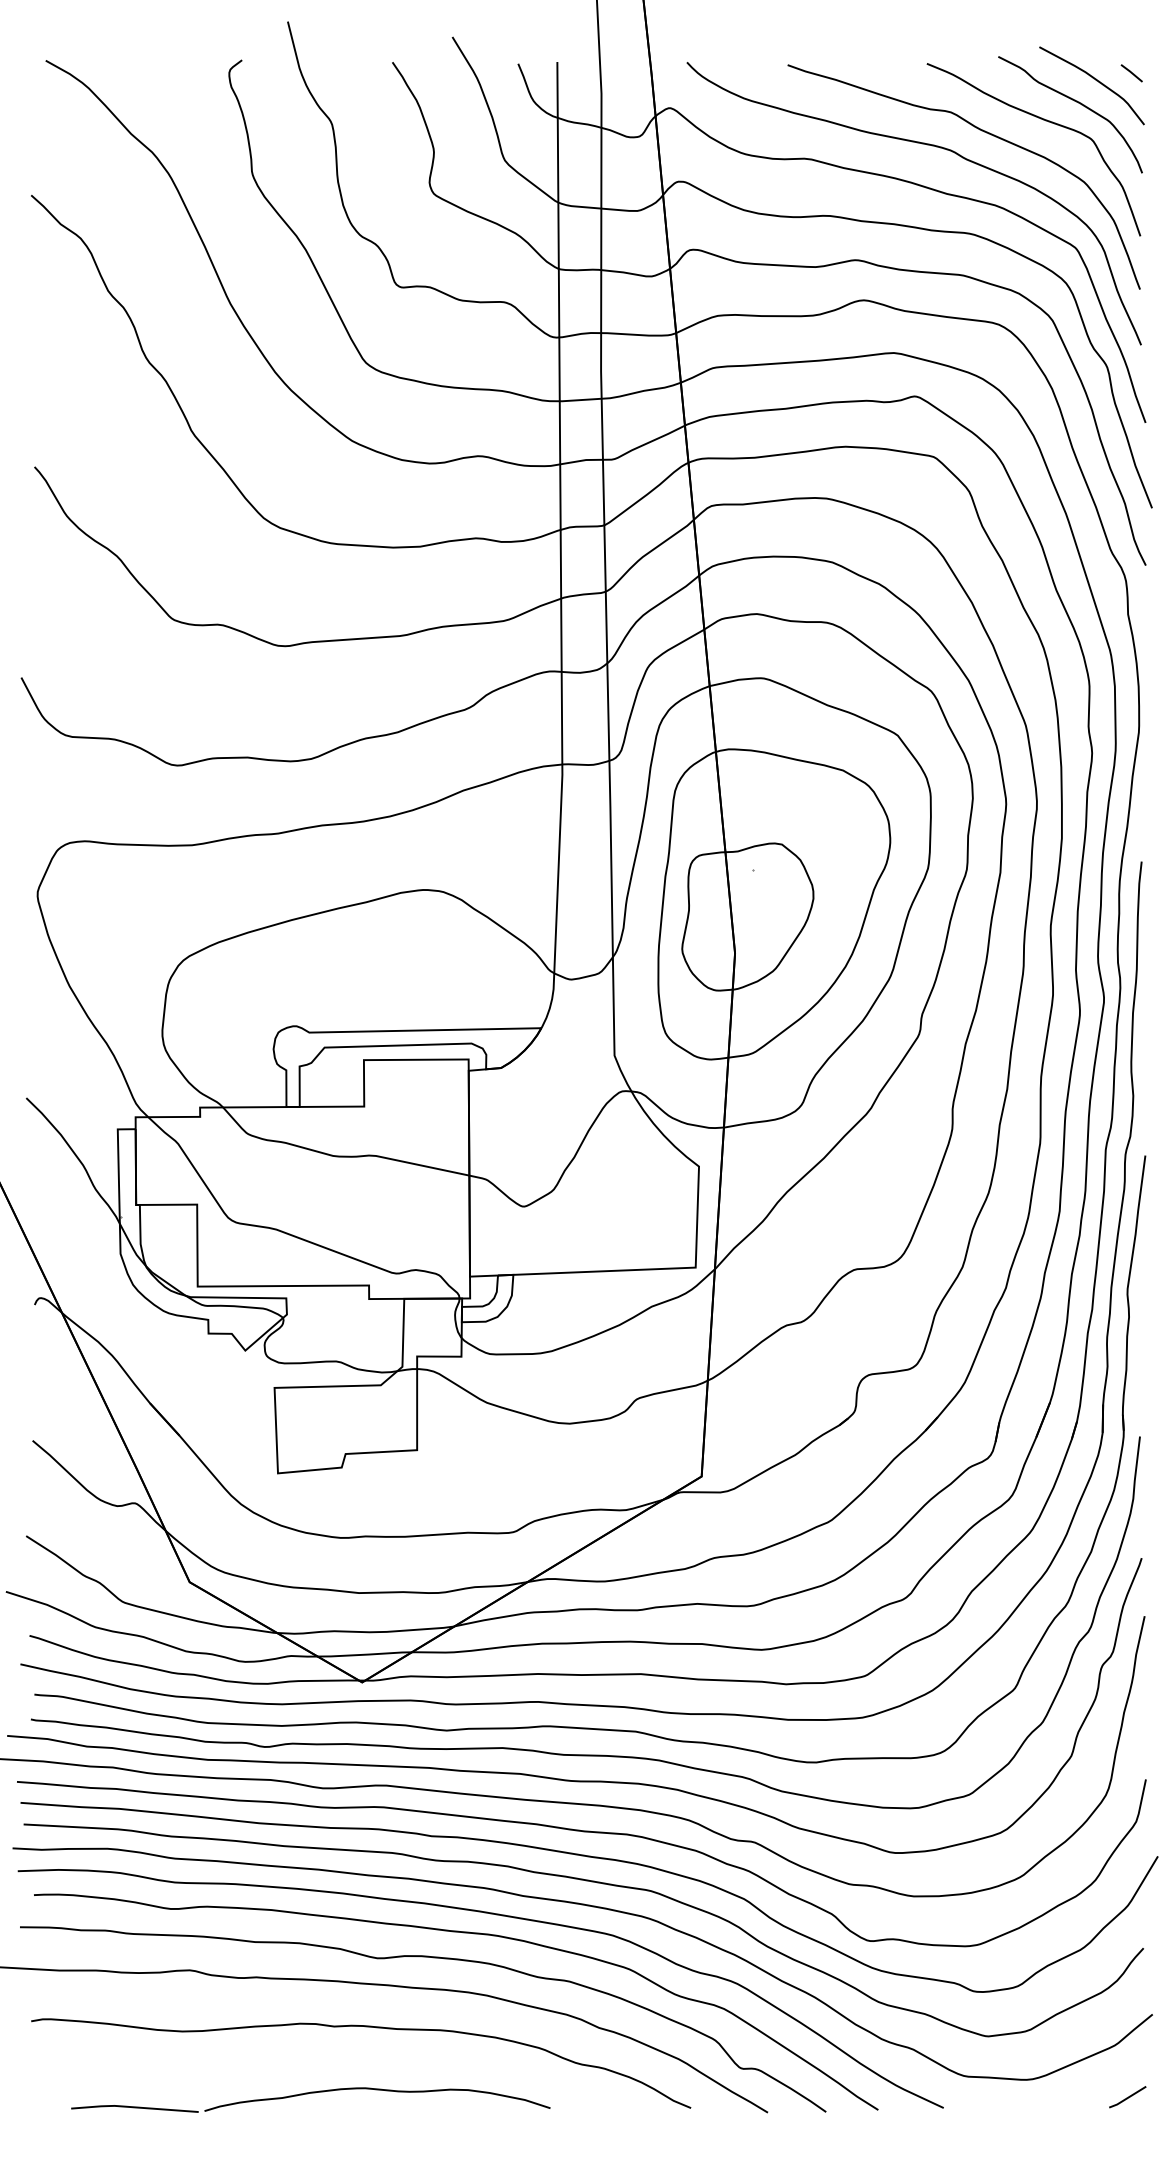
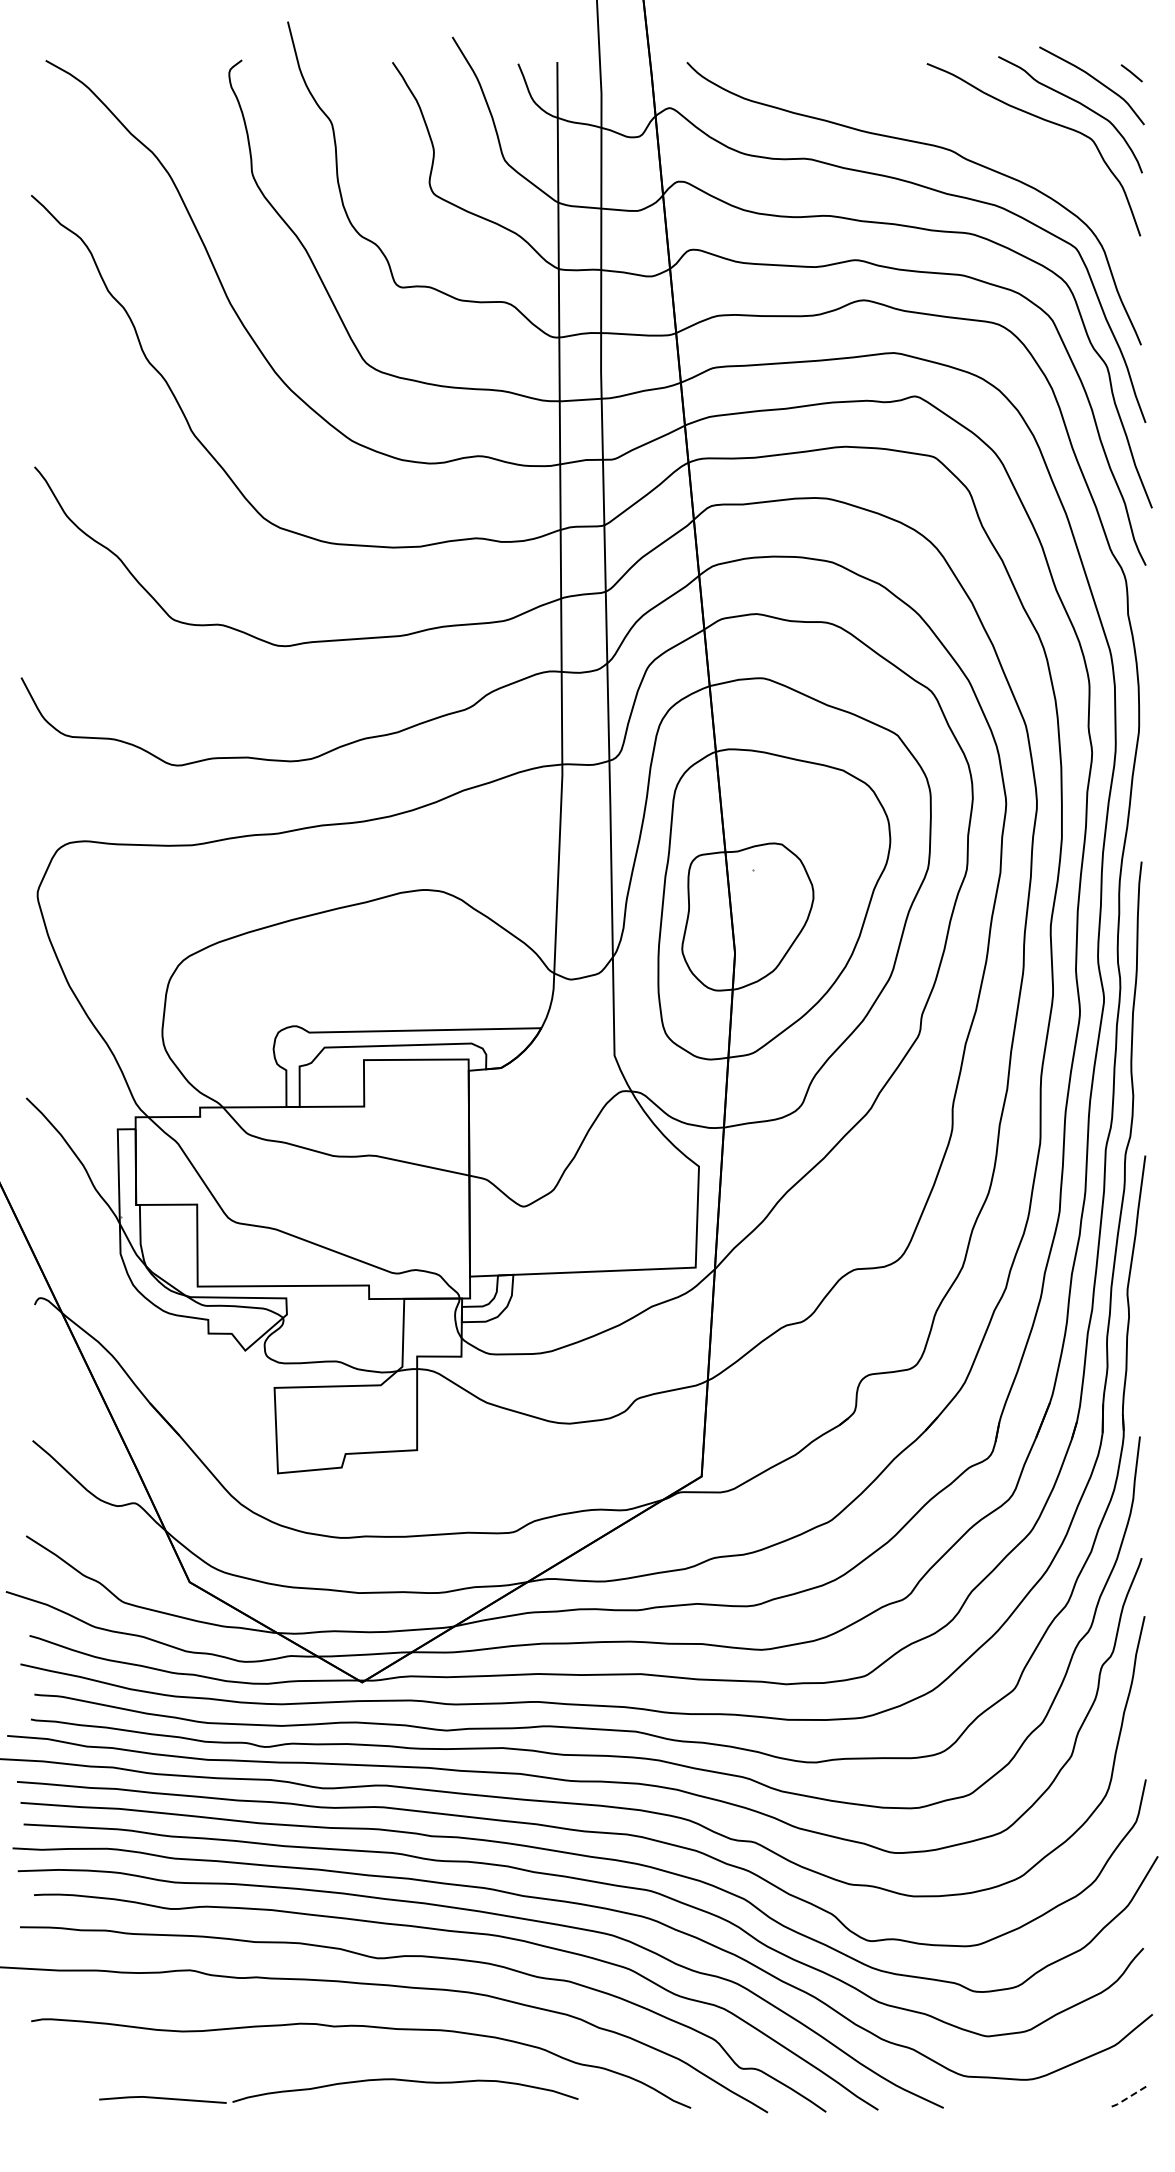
curve: present -> none (981, 131)
line: solid -> dashed (1127, 2098)
part position: (310, 2099) -> (338, 2090) (338, 2090)
